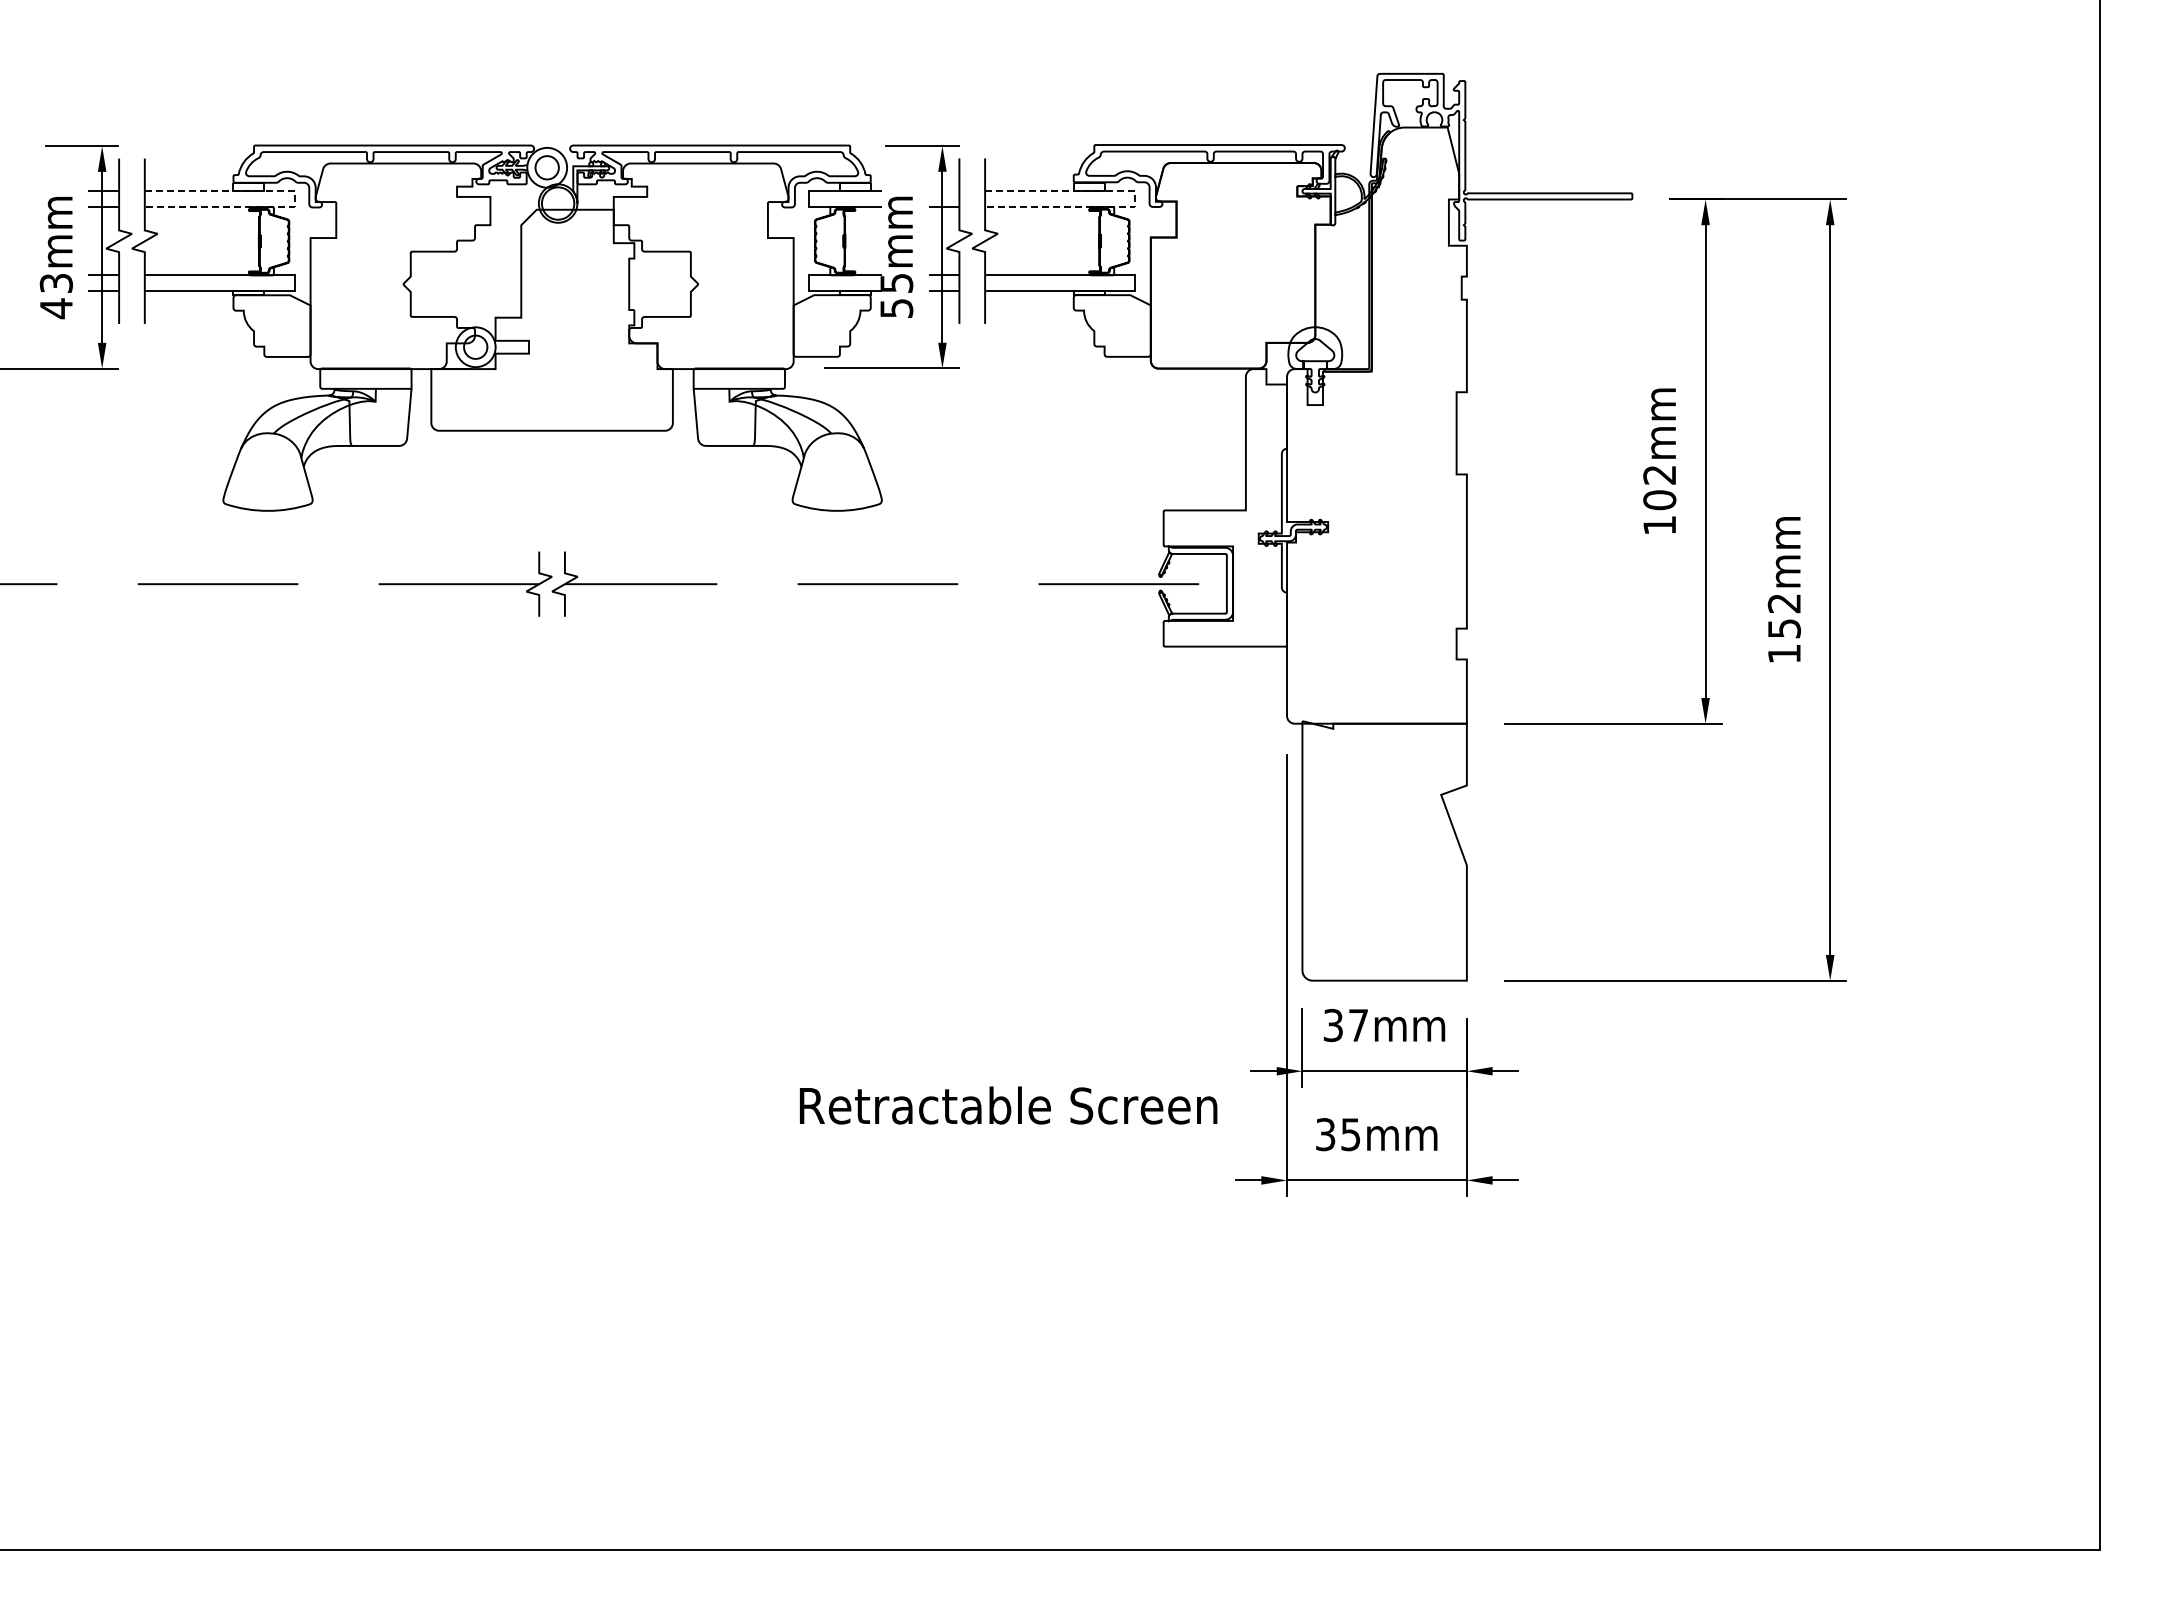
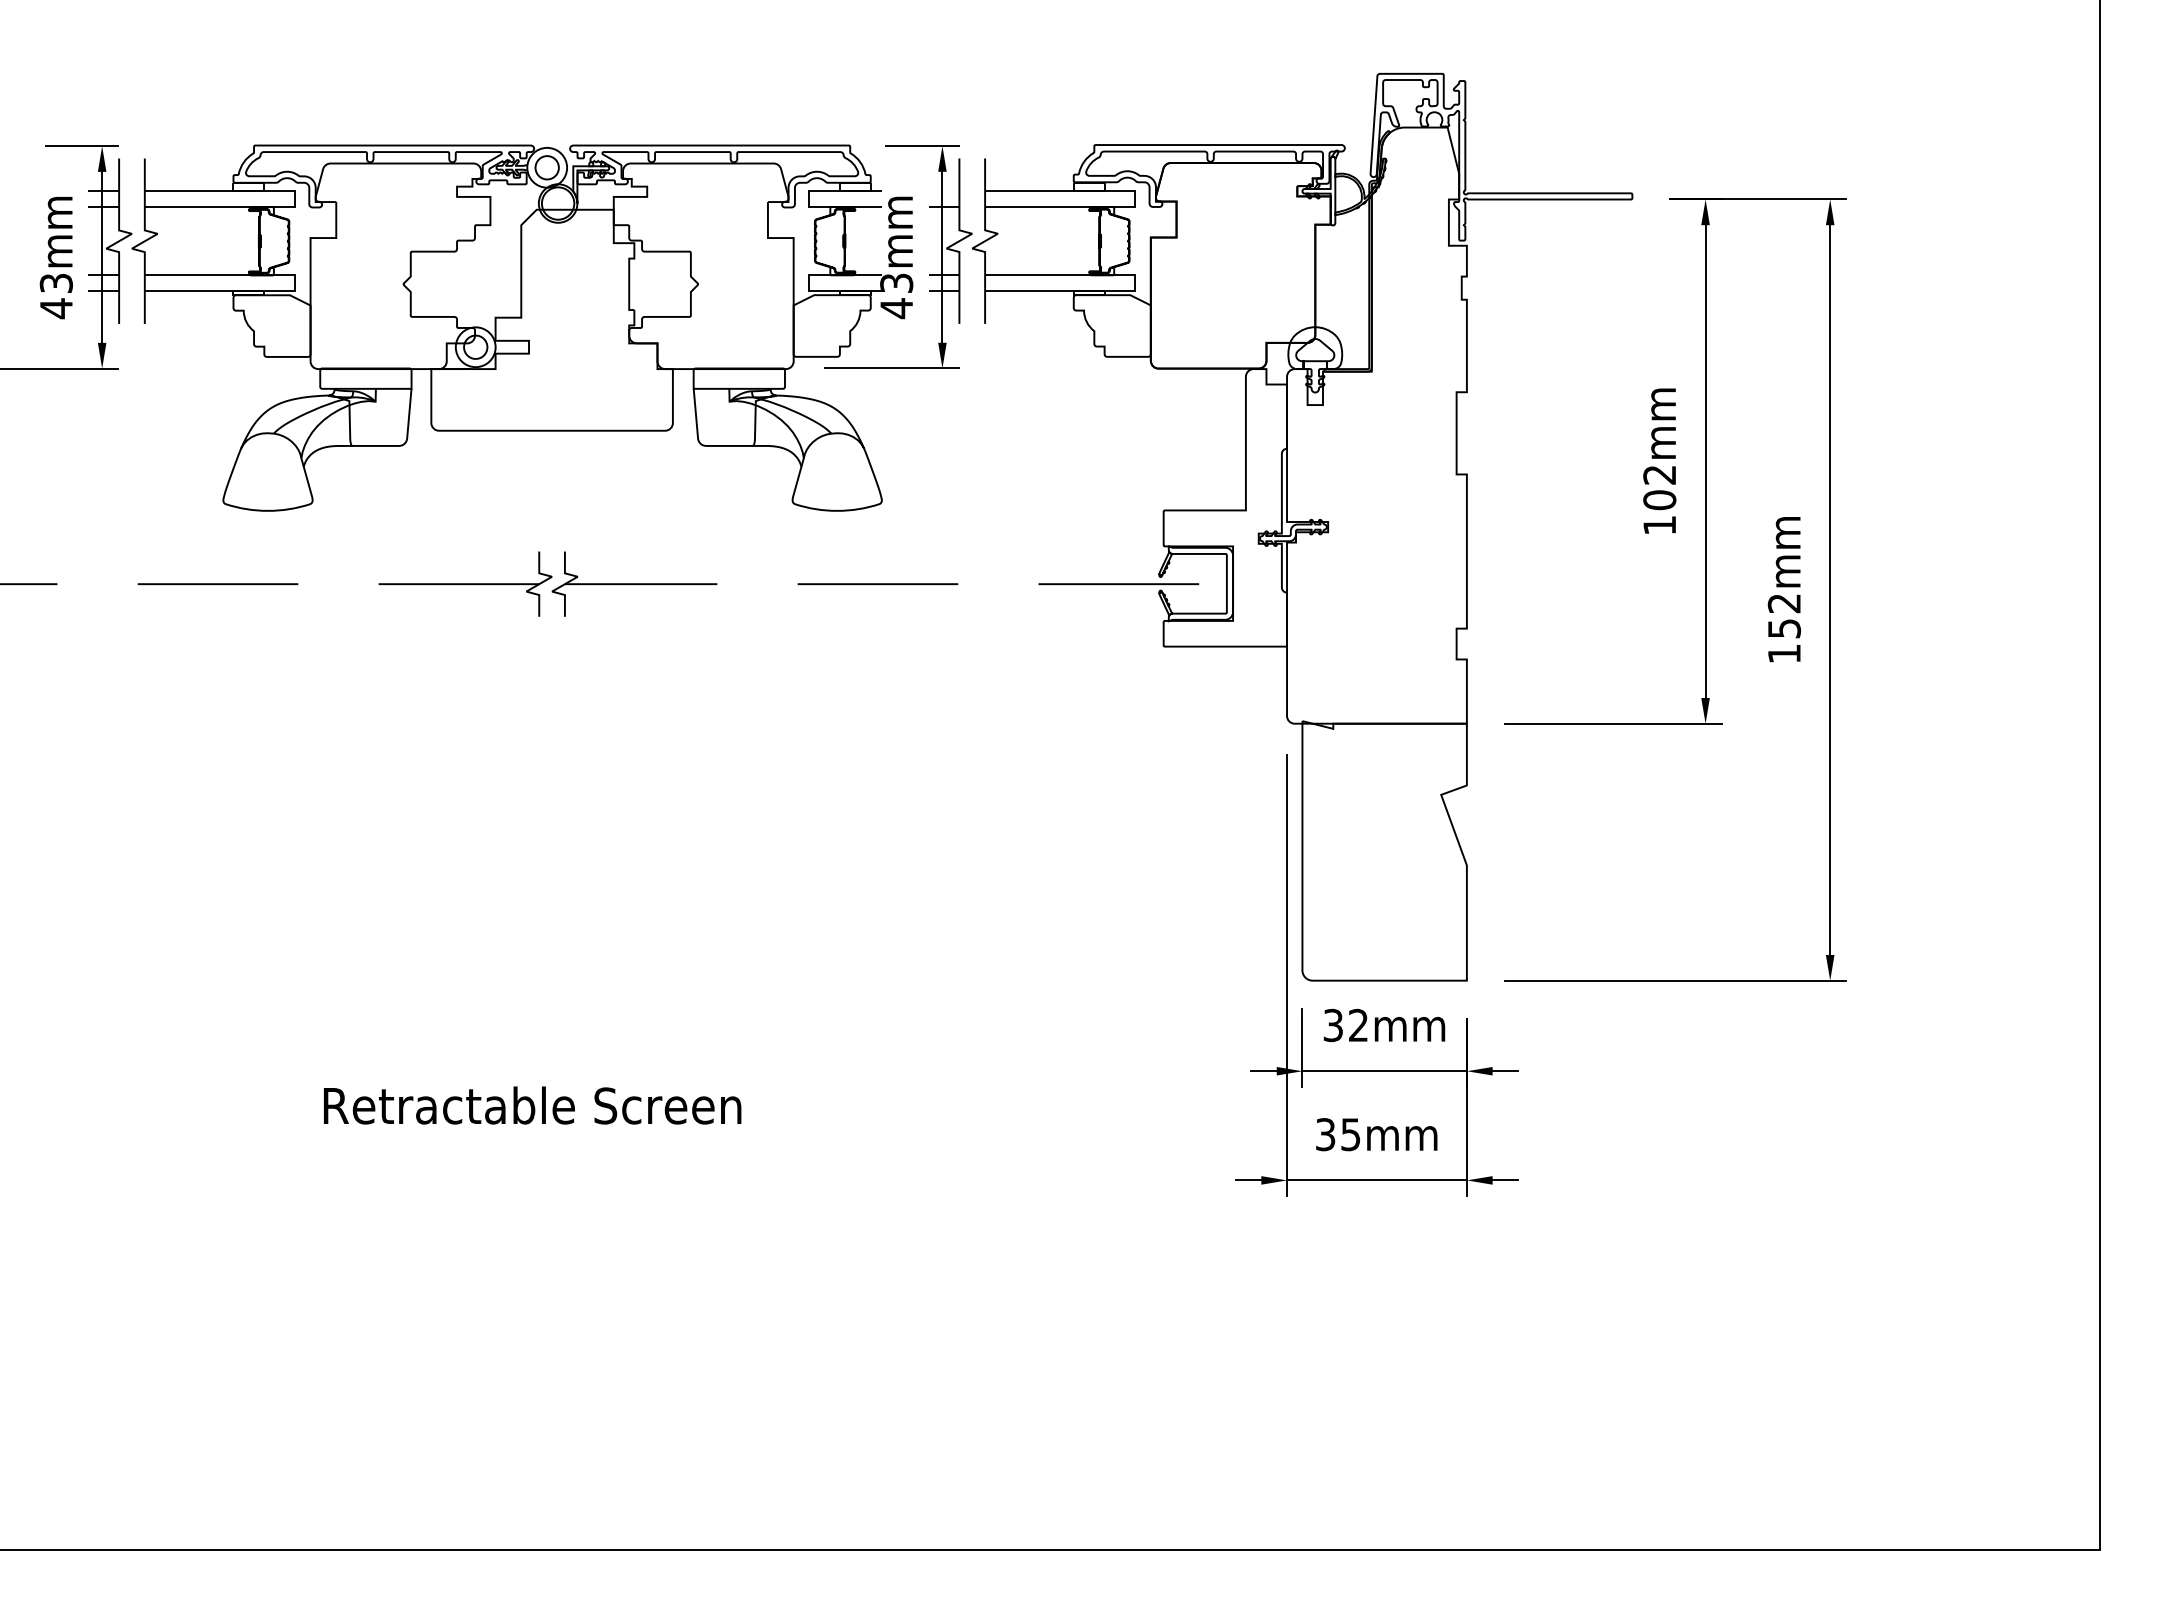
line: dashed -> solid (295, 199)
line: dashed -> solid (1135, 199)
text: 55mm -> 43mm (896, 296)
text: 37mm -> 32mm (1358, 1024)
text position: (1008, 1105) -> (532, 1105) (532, 1105)
